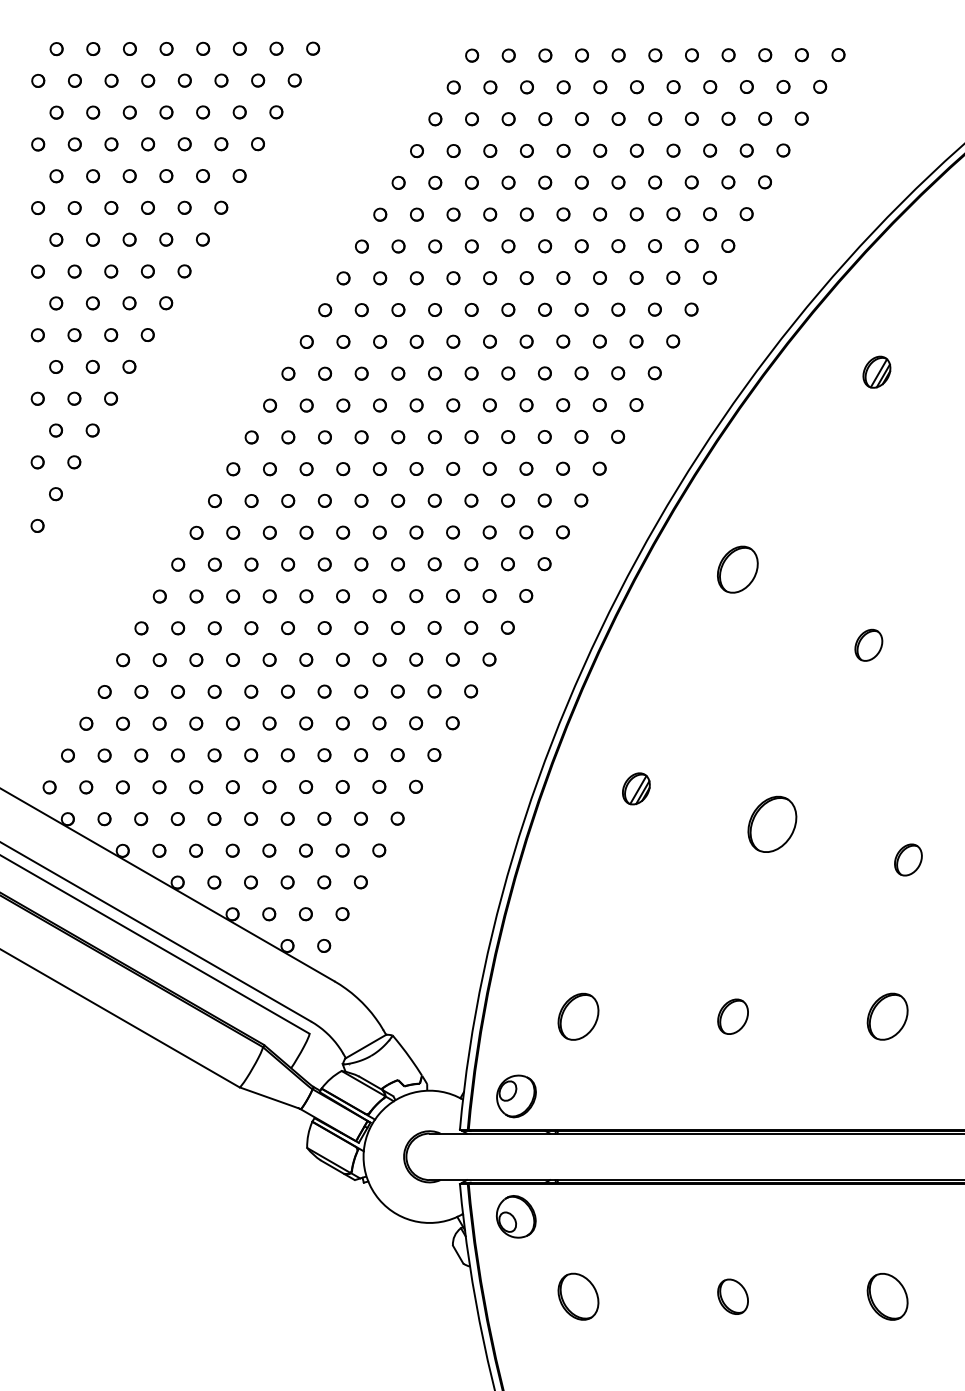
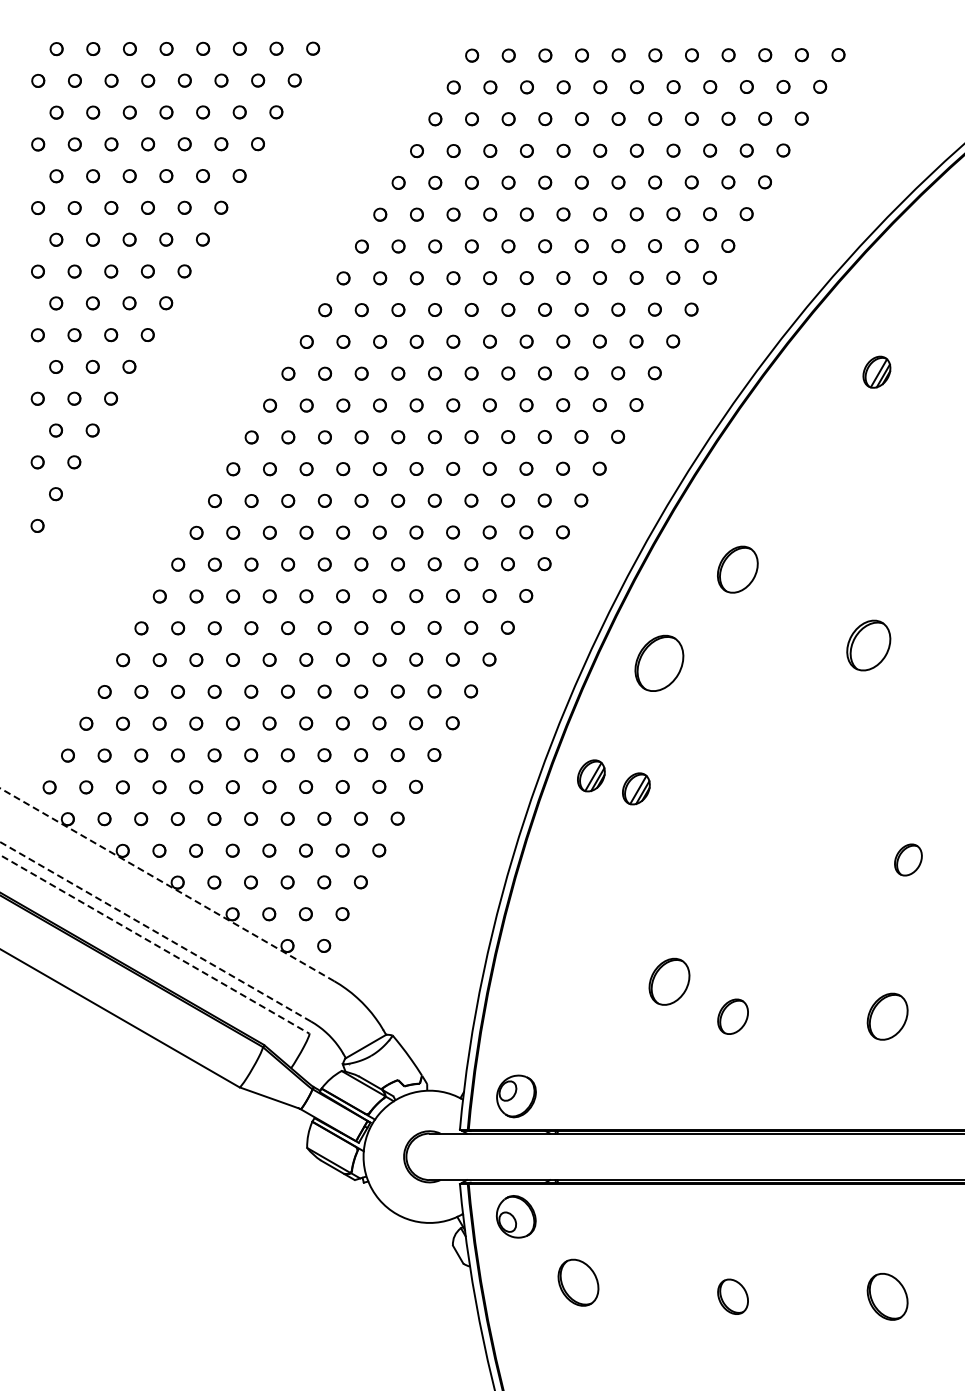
part size: 30x34 px -> 46x53 px (868, 645)
part: none -> present (591, 775)
part position: (772, 823) -> (659, 662) (659, 662)
line: solid -> dashed (167, 884)
line: solid -> dashed (155, 931)
line: solid -> dashed (155, 944)
part position: (578, 1016) -> (669, 981) (669, 981)
part position: (578, 1296) -> (578, 1282) (578, 1282)
